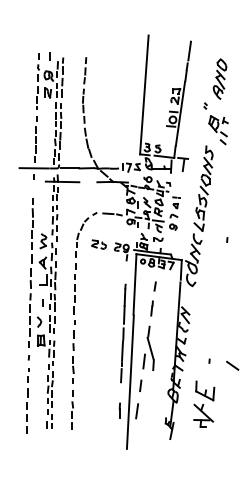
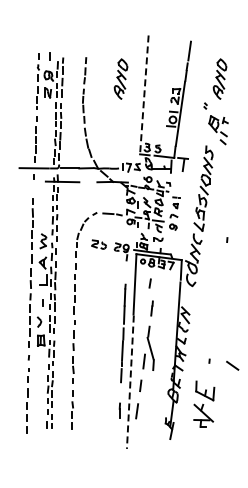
part: none -> present (120, 78)
line: solid -> dashed (144, 94)
line position: (154, 286) -> (149, 283) (149, 283)
line: solid -> dashed (130, 382)
